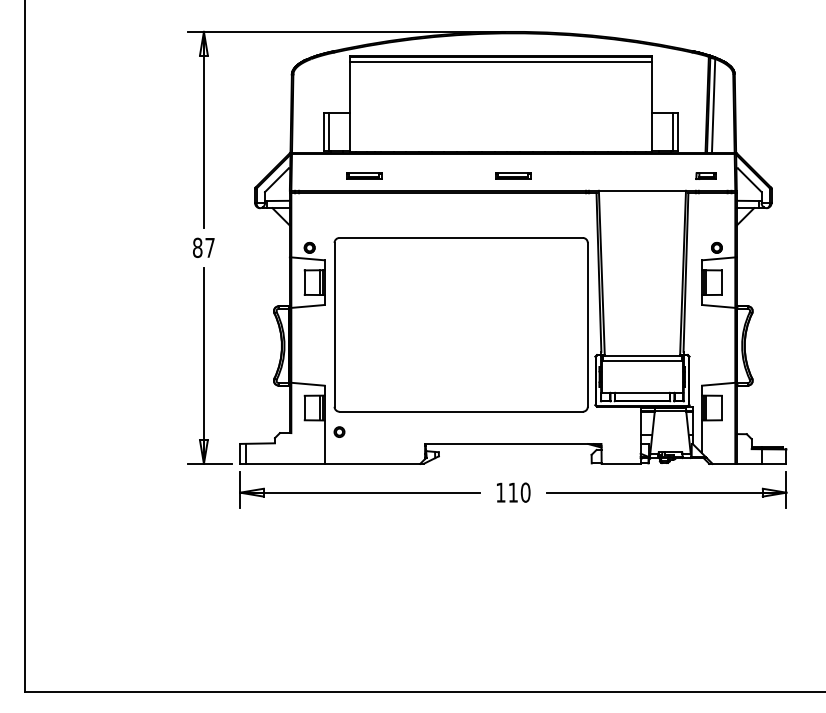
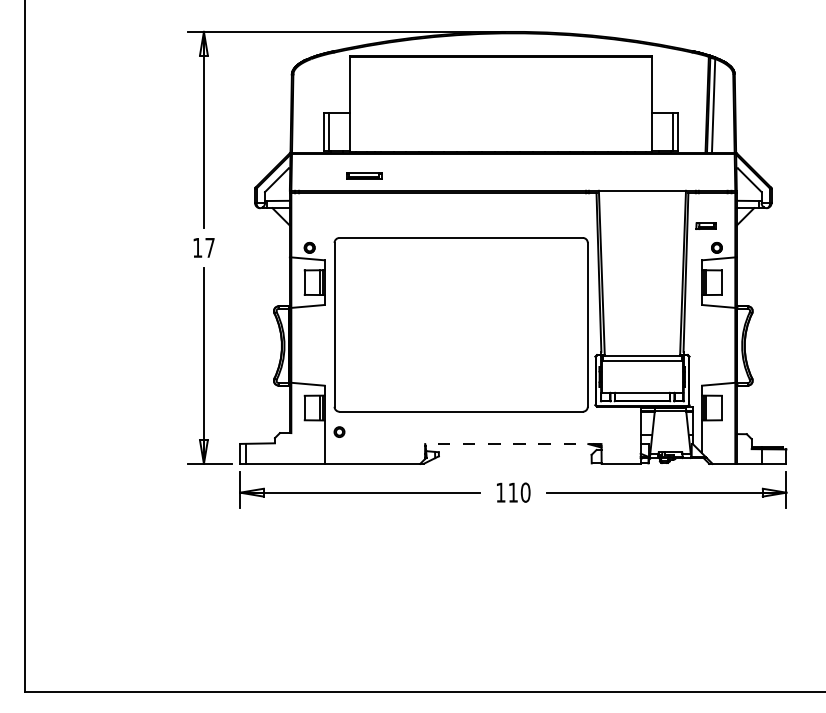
line: present -> none (500, 61)
part: present -> none (513, 175)
part position: (705, 175) -> (705, 225) (705, 225)
text: 87 -> 17 (197, 247)
line: solid -> dashed (512, 444)
